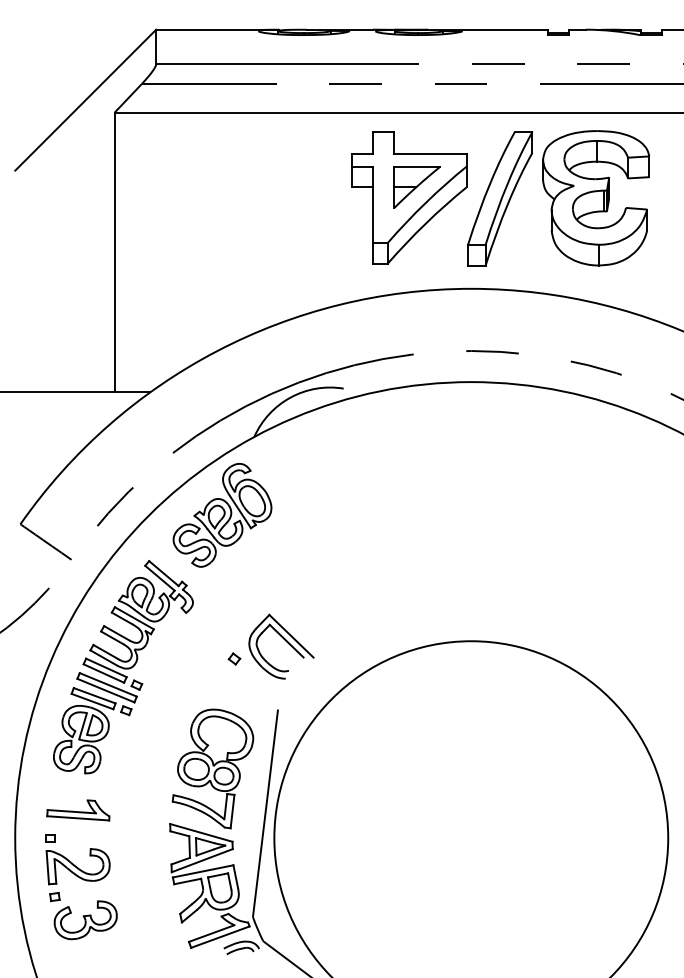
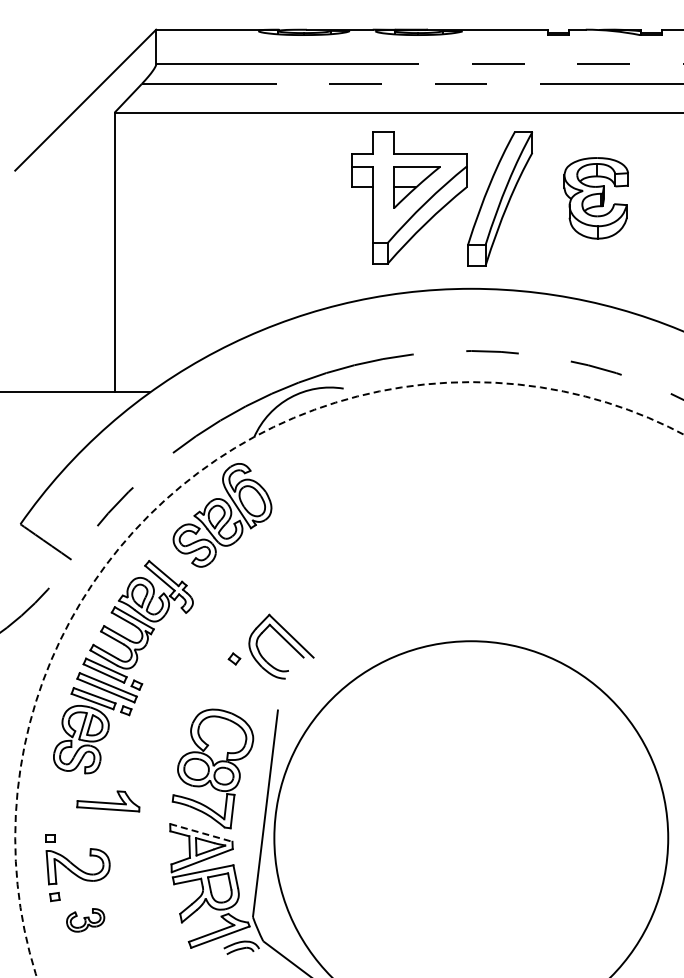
part size: 109x137 px -> 66x83 px (595, 198)
circle: solid -> dashed (349, 679)
part position: (78, 810) -> (108, 801) (108, 801)
line: solid -> dashed (201, 833)
part size: 65x41 px -> 40x25 px (85, 920)
